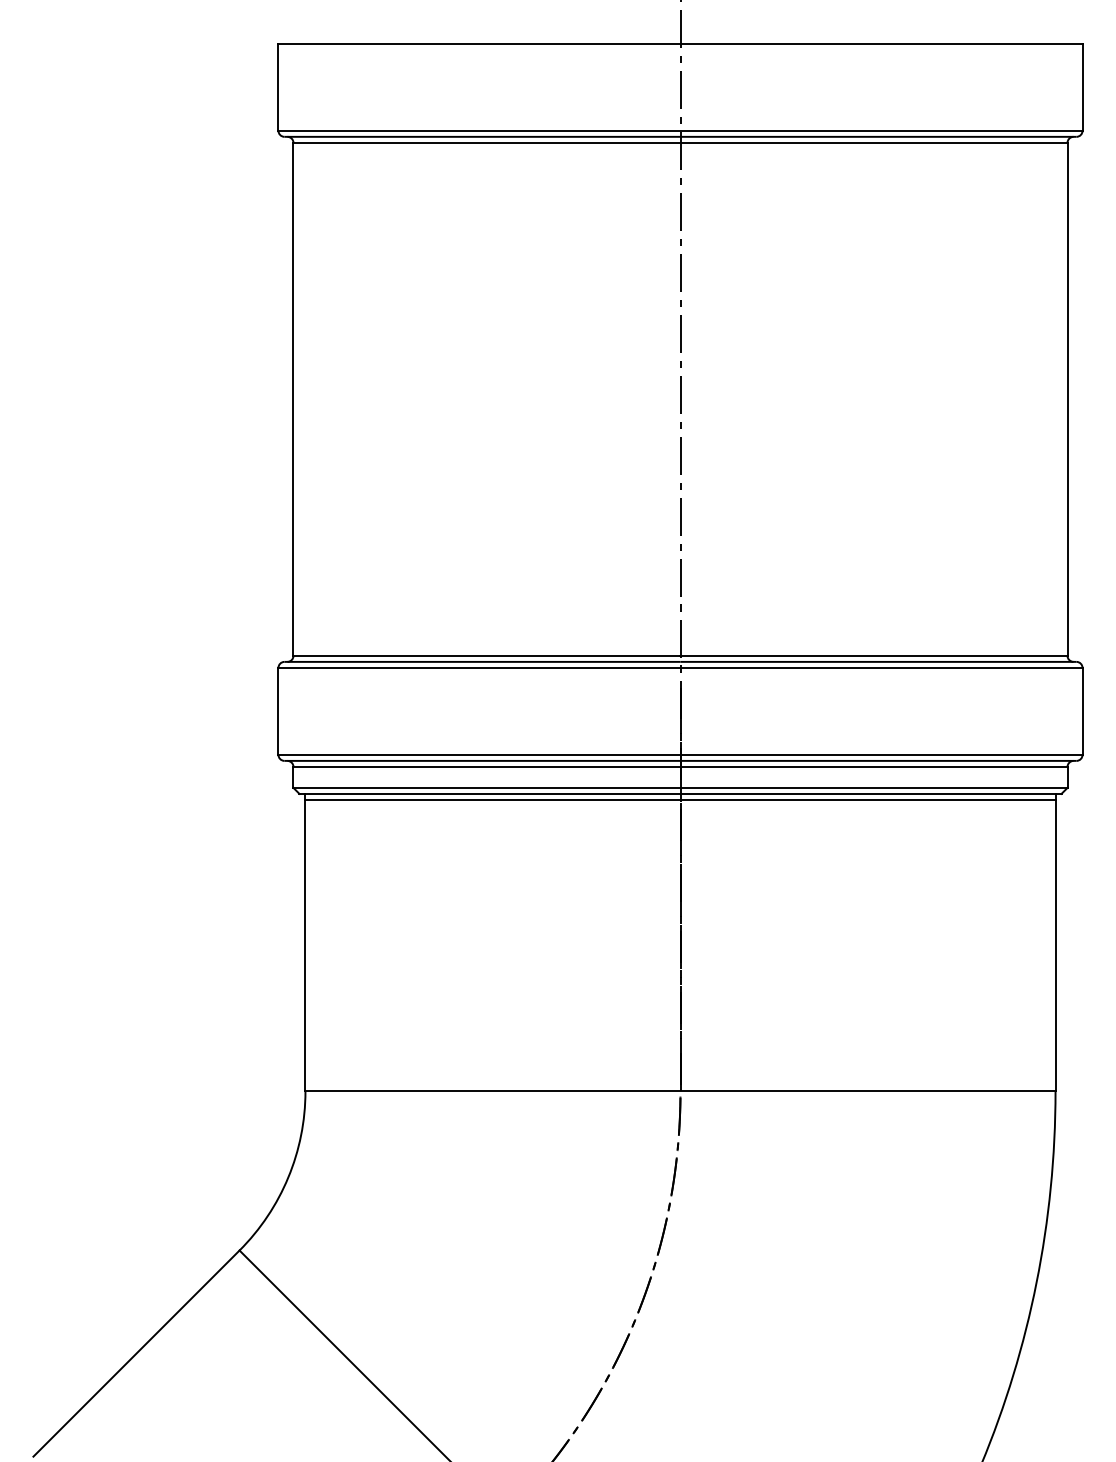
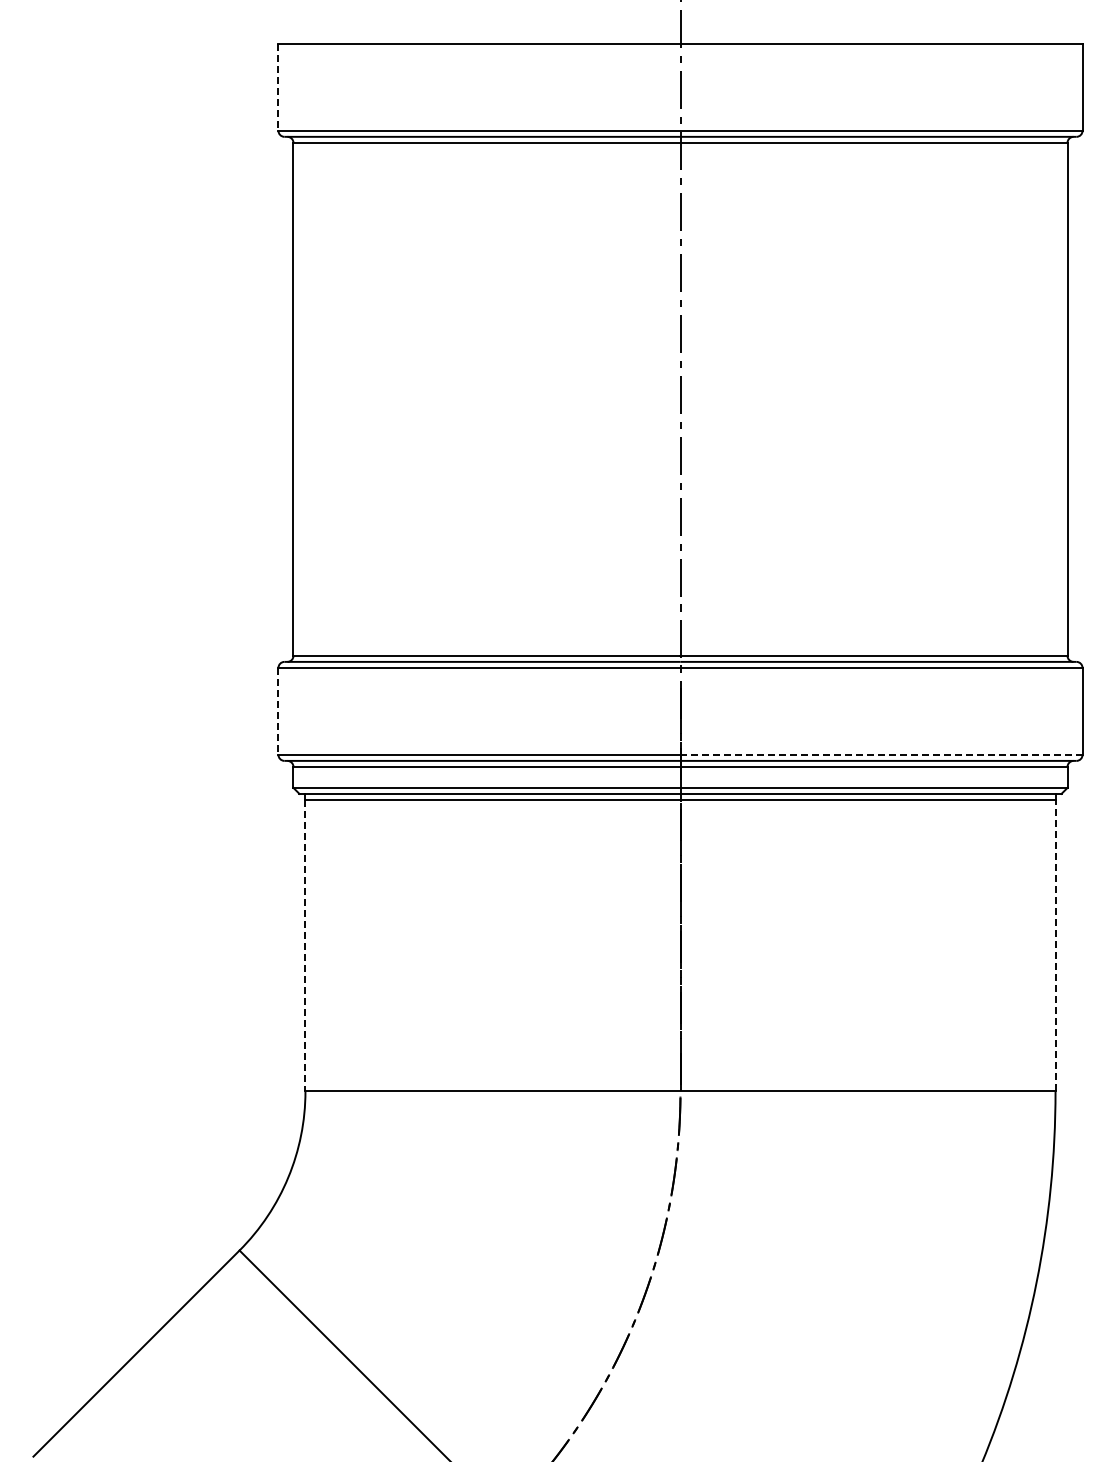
line: solid -> dashed (278, 87)
line: solid -> dashed (278, 711)
line: solid -> dashed (881, 754)
line: solid -> dashed (305, 945)
line: solid -> dashed (1055, 945)
